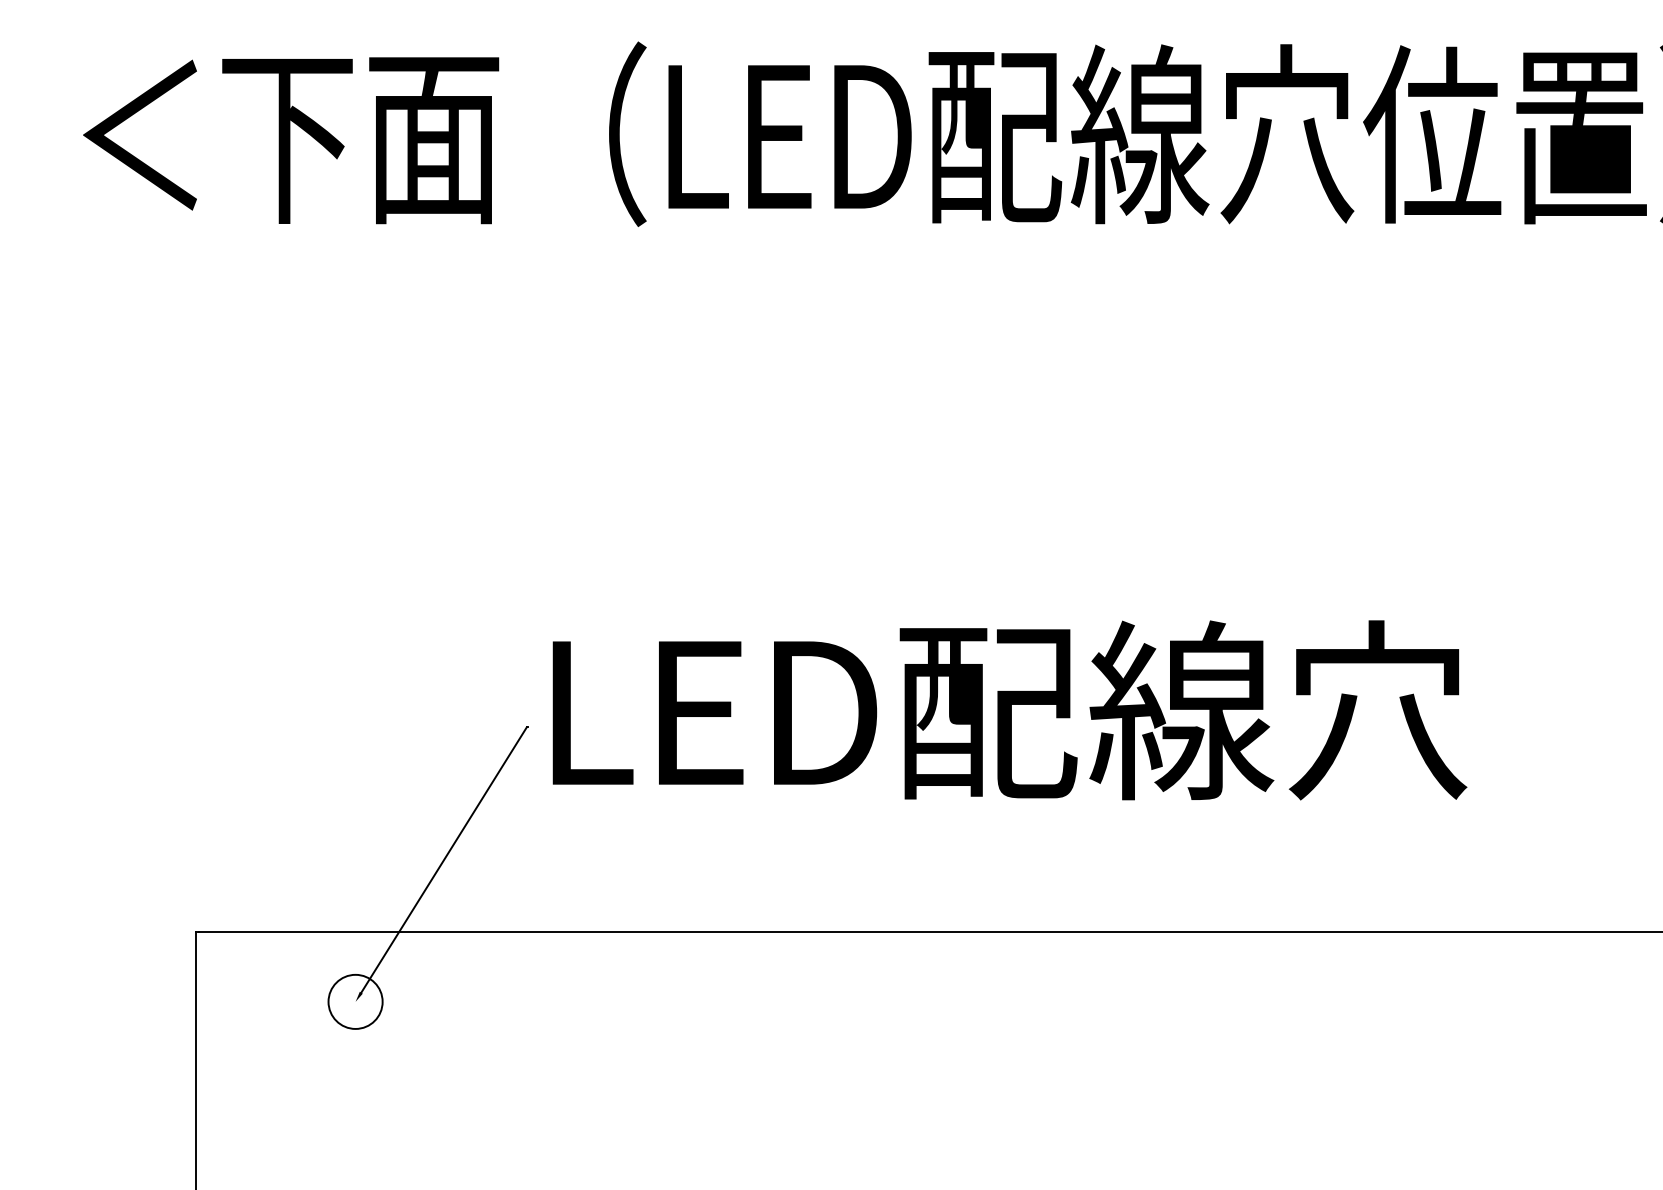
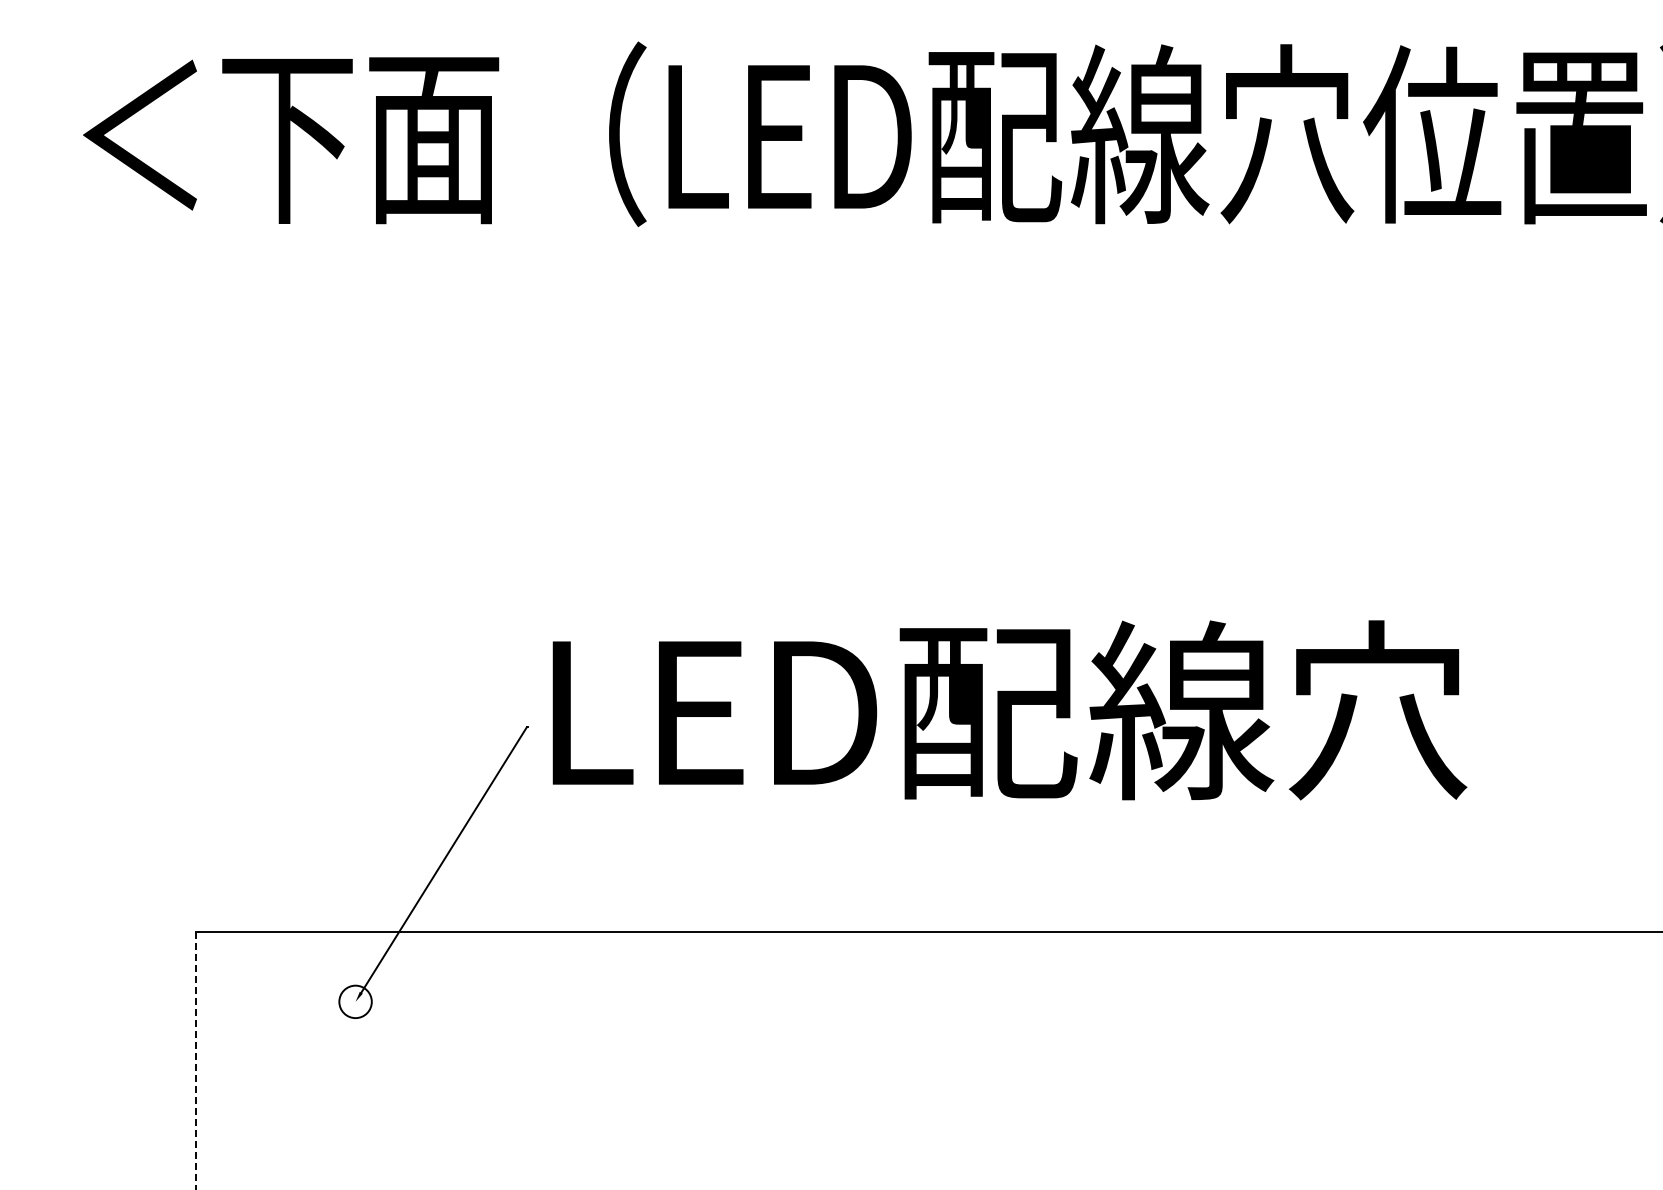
circle diameter: 54 px -> 32 px (355, 1001)
line: solid -> dashed (195, 1060)
